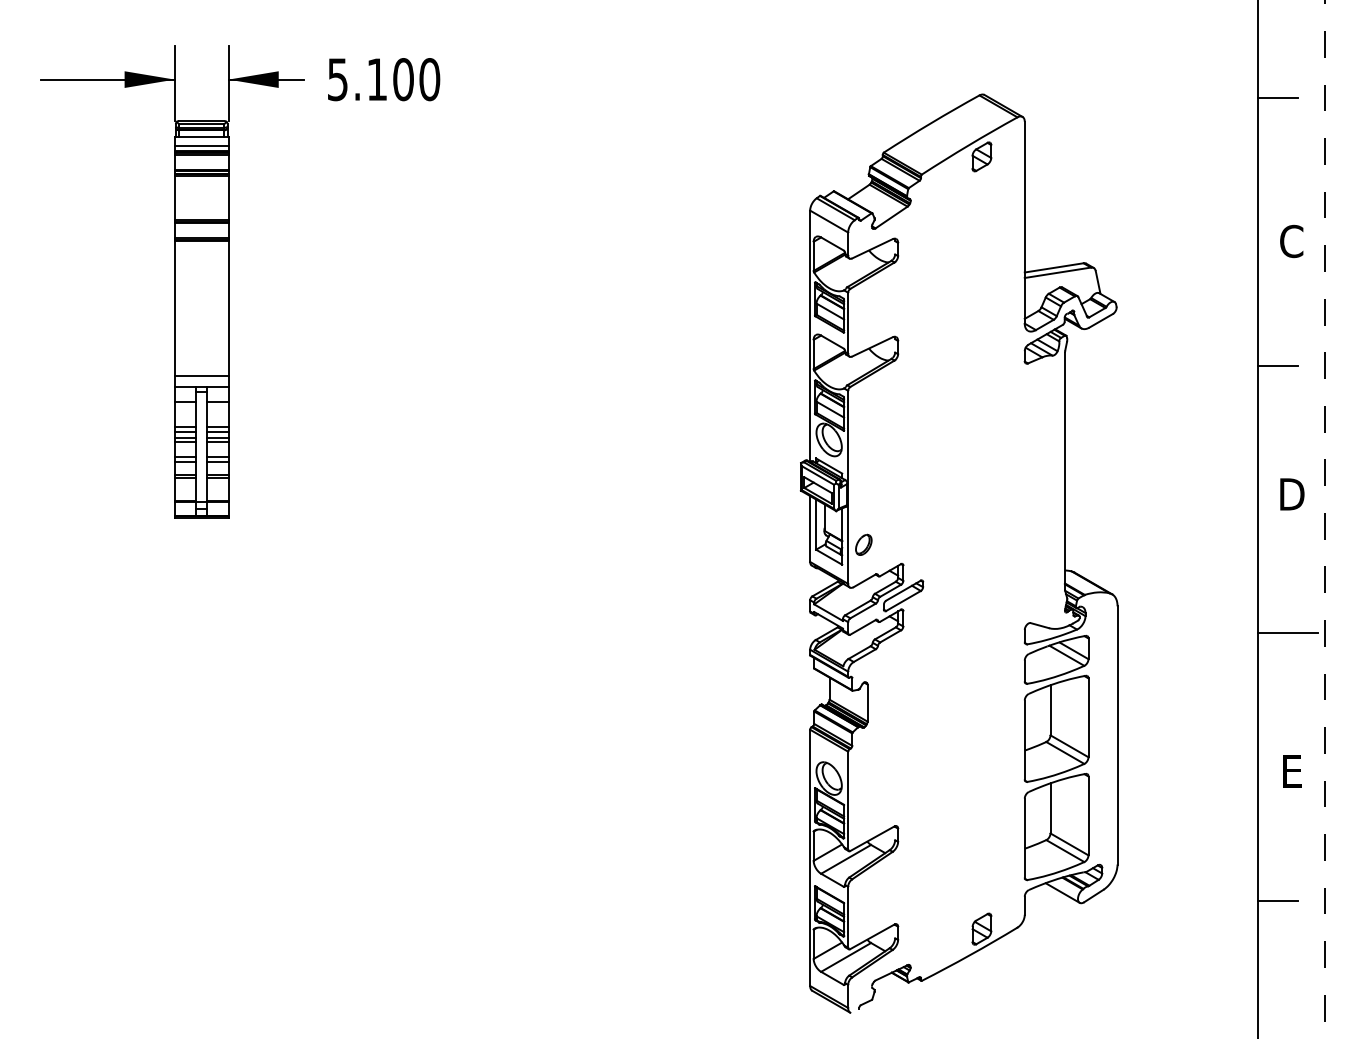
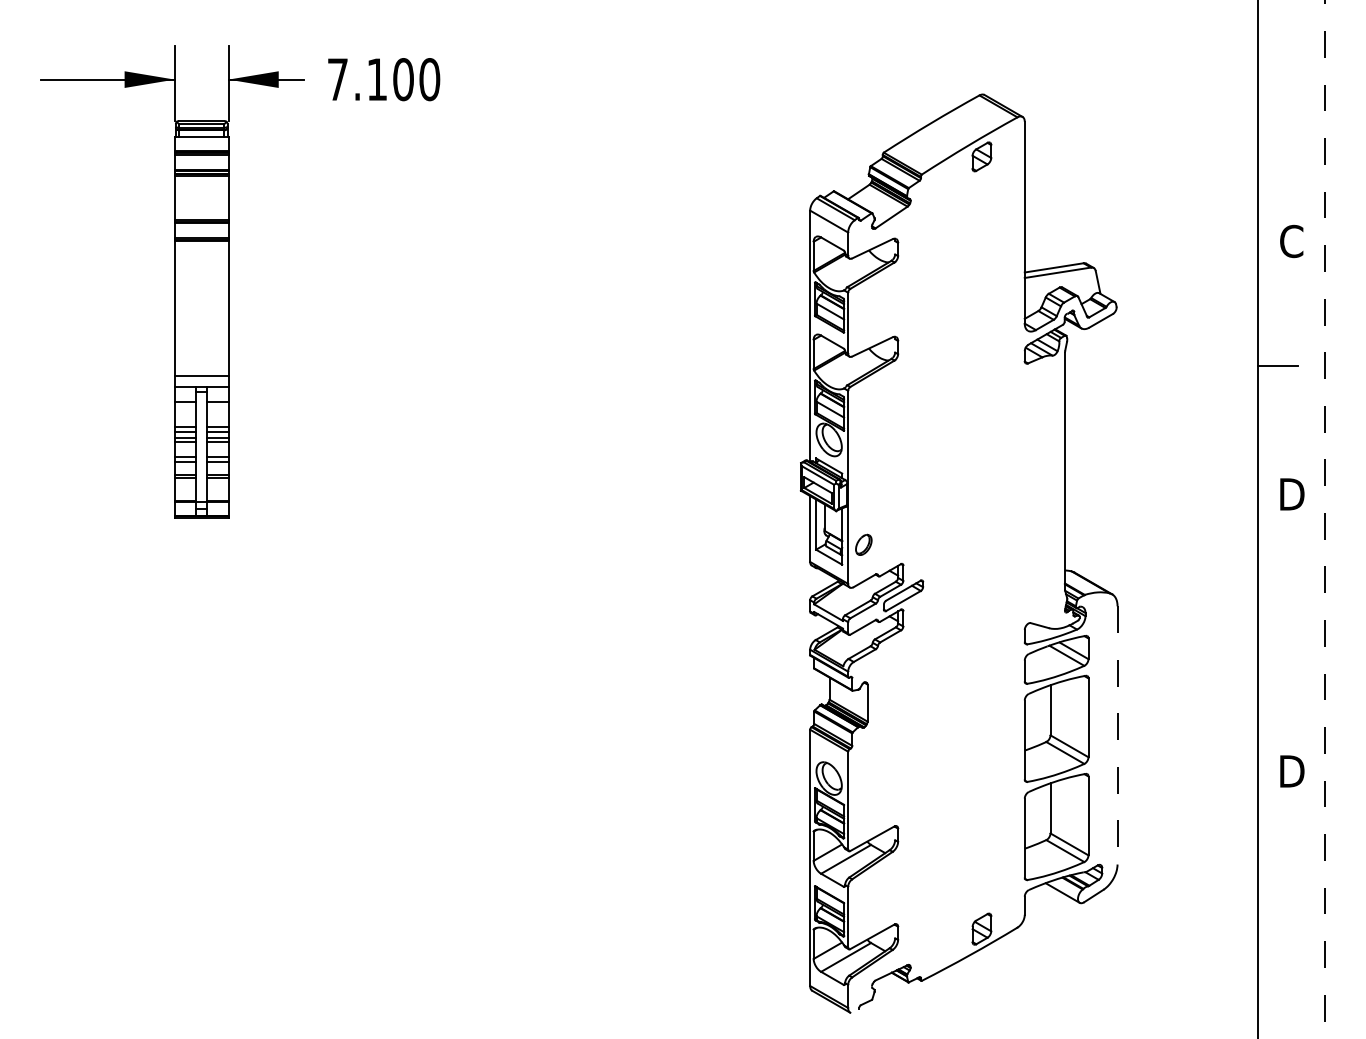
text: 5.100 -> 7.100 (337, 79)
line: present -> none (1278, 98)
line: present -> none (201, 146)
line: present -> none (1288, 633)
line: solid -> dashed (1117, 735)
text: E -> D (1292, 771)
line: present -> none (1278, 901)
